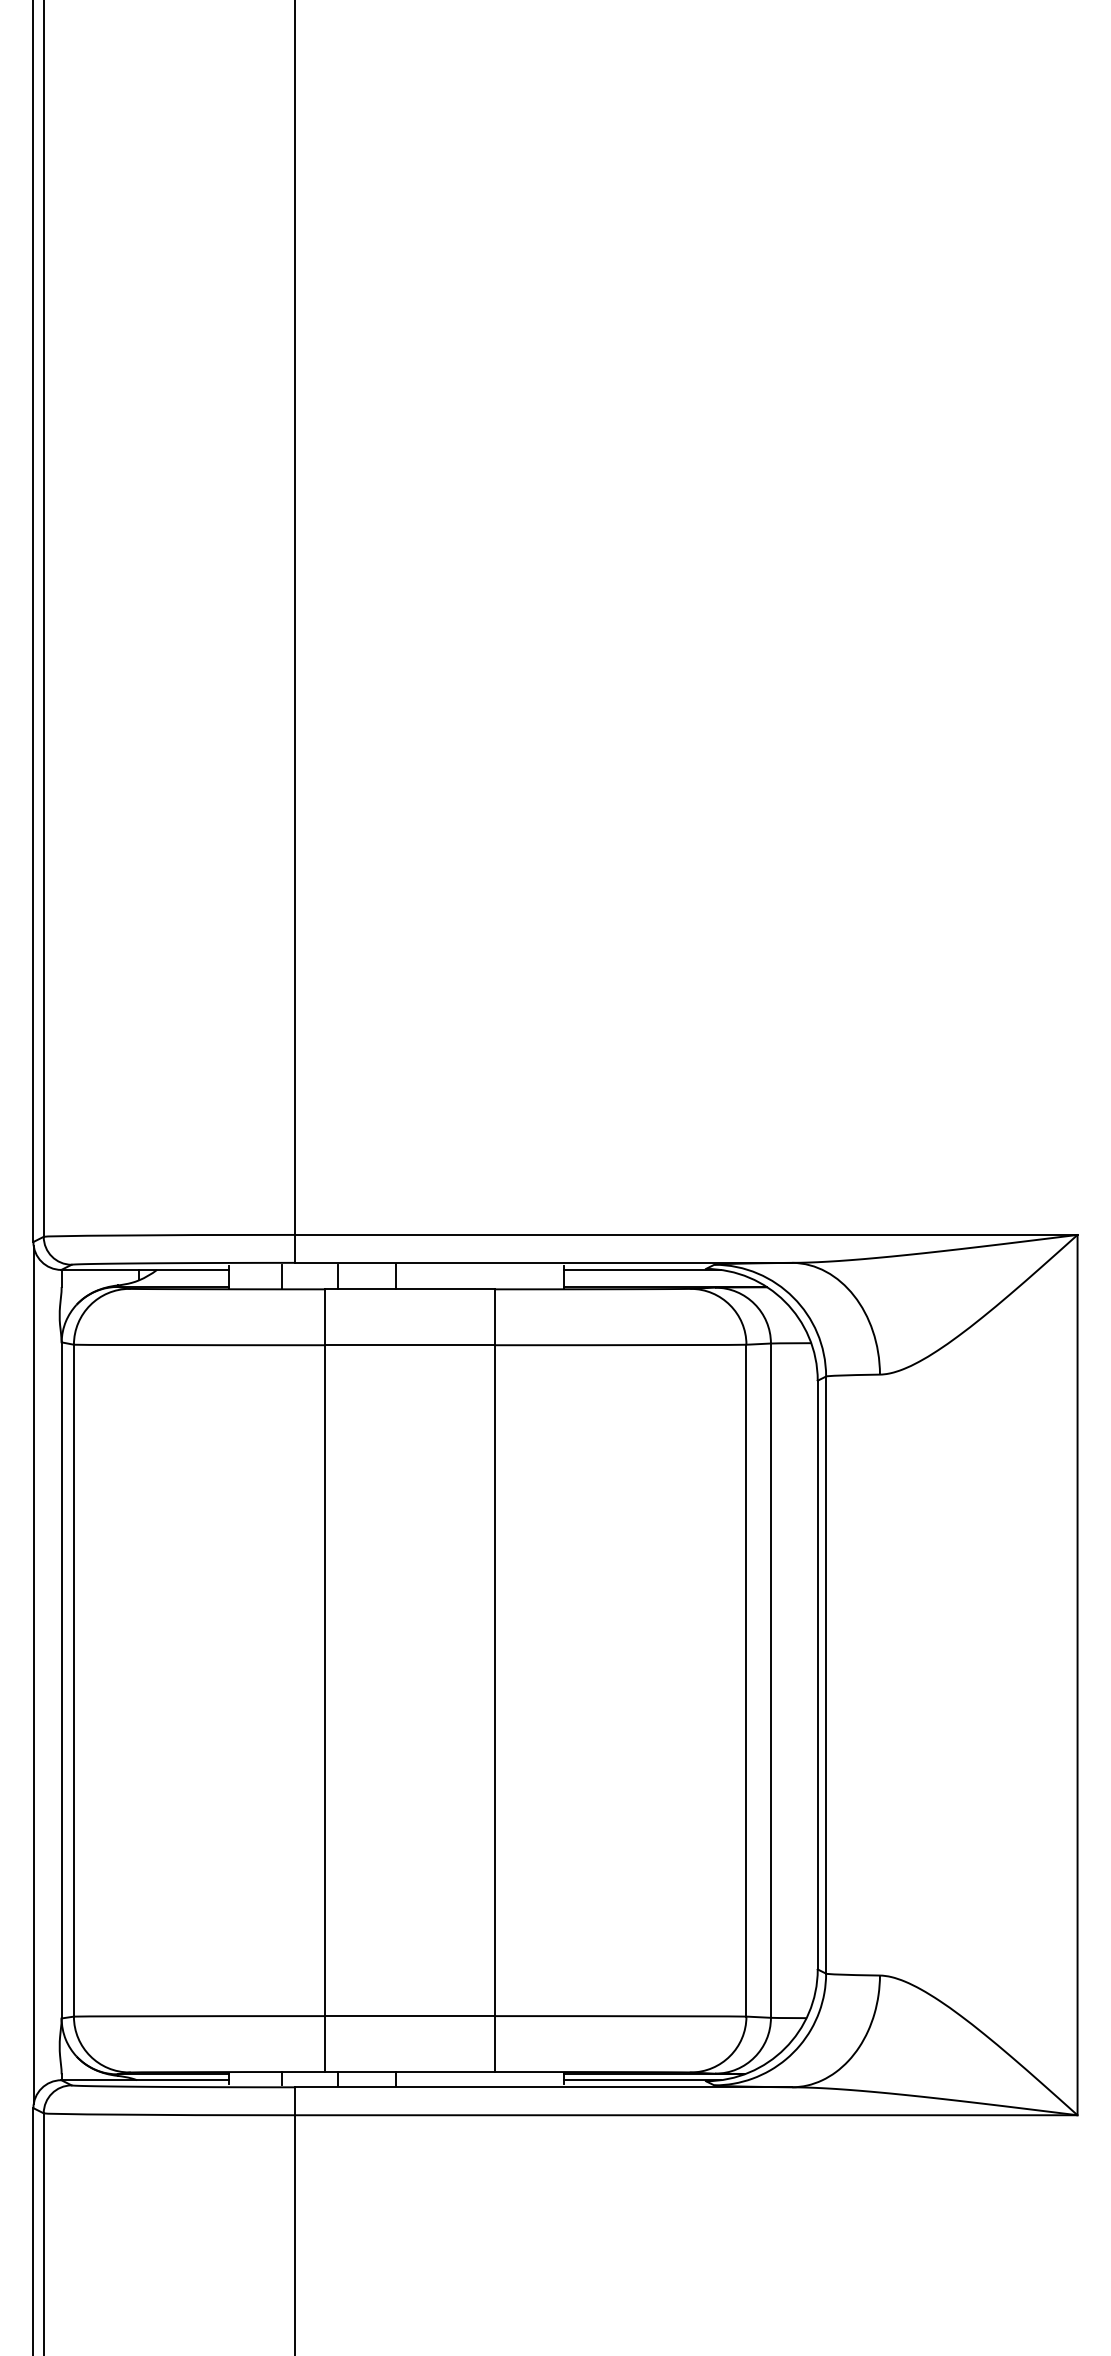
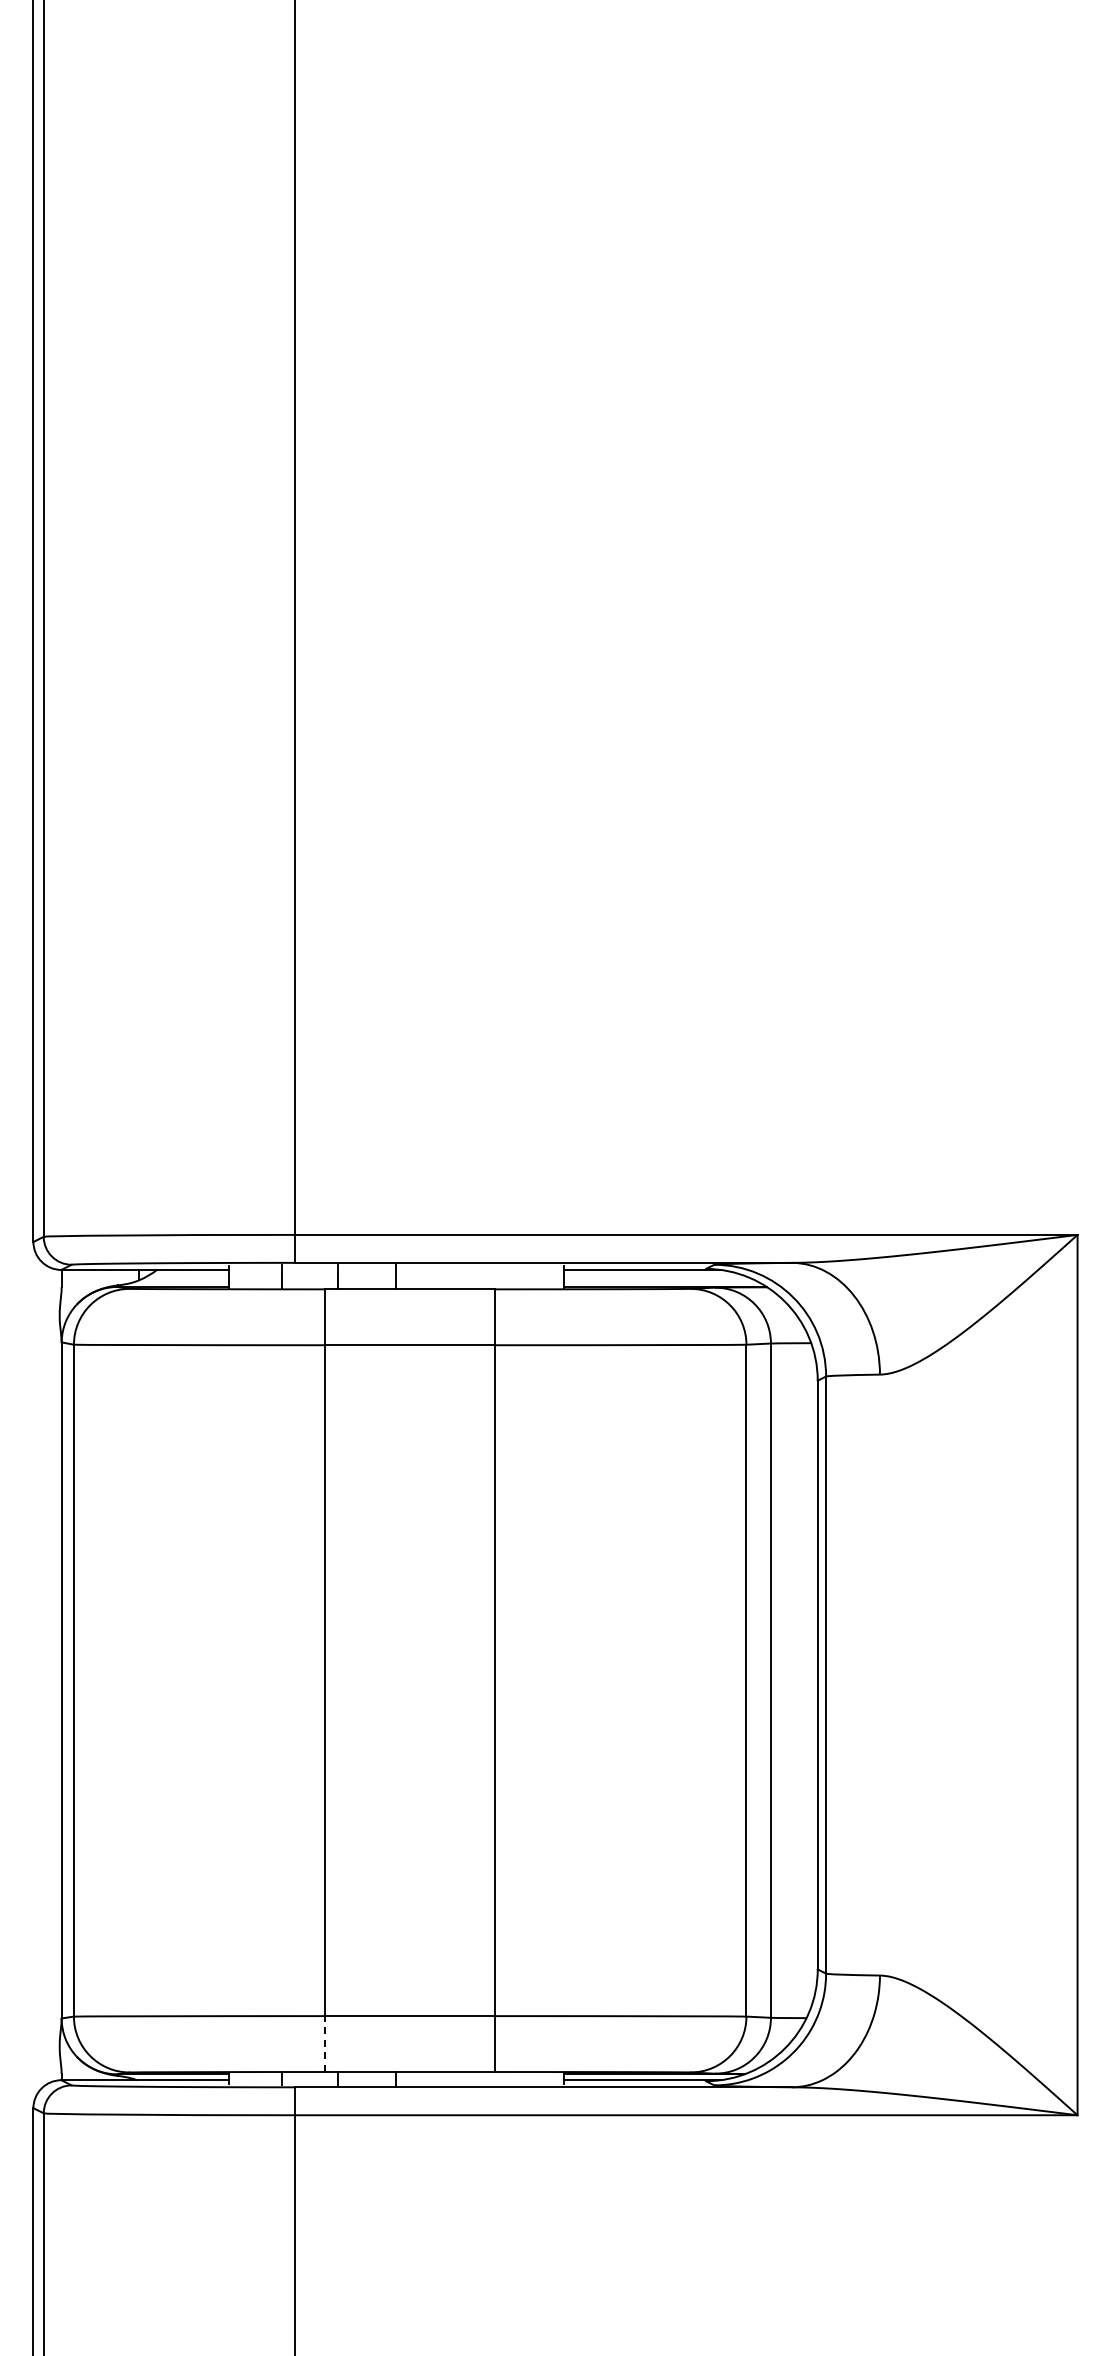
line: present -> none (33, 1674)
line: solid -> dashed (325, 2044)
